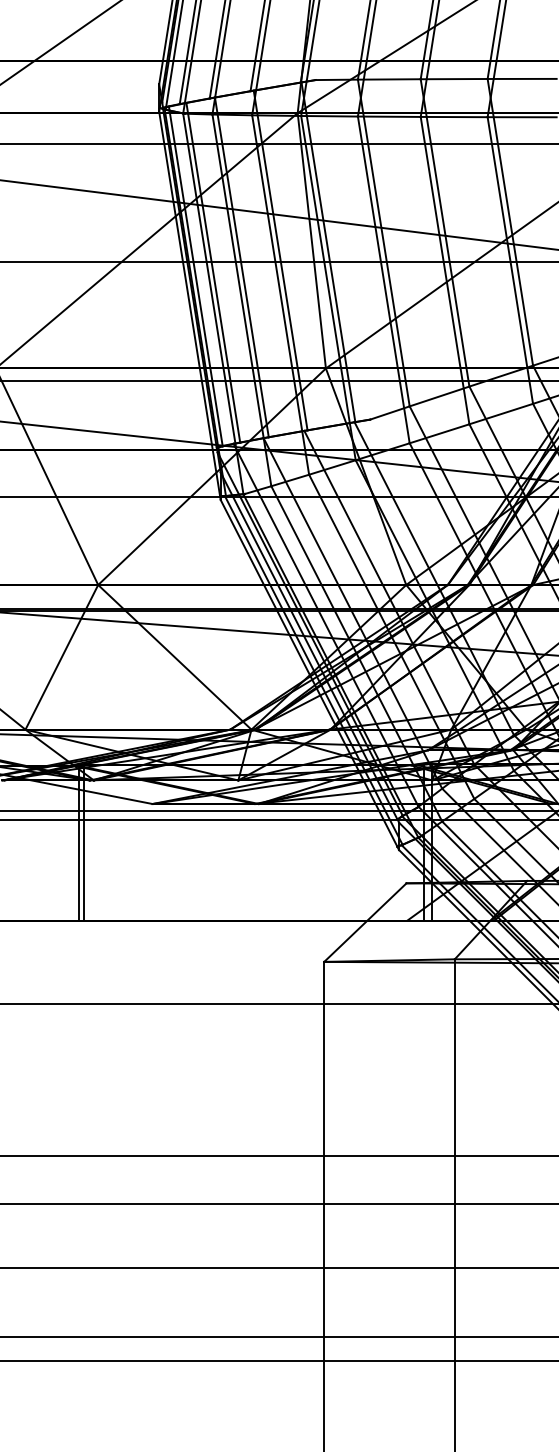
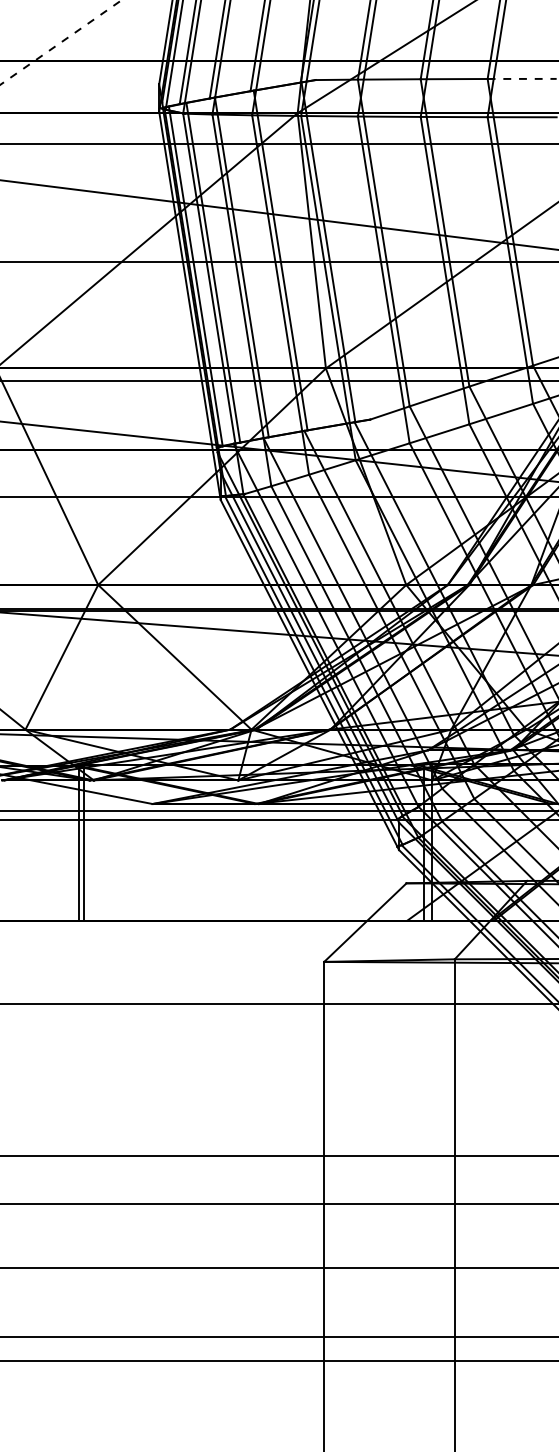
line: solid -> dashed (60, 42)
line: solid -> dashed (522, 78)
